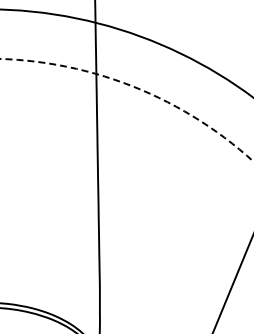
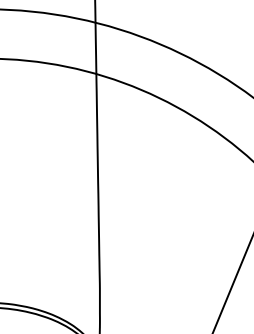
circle: dashed -> solid (126, 110)
